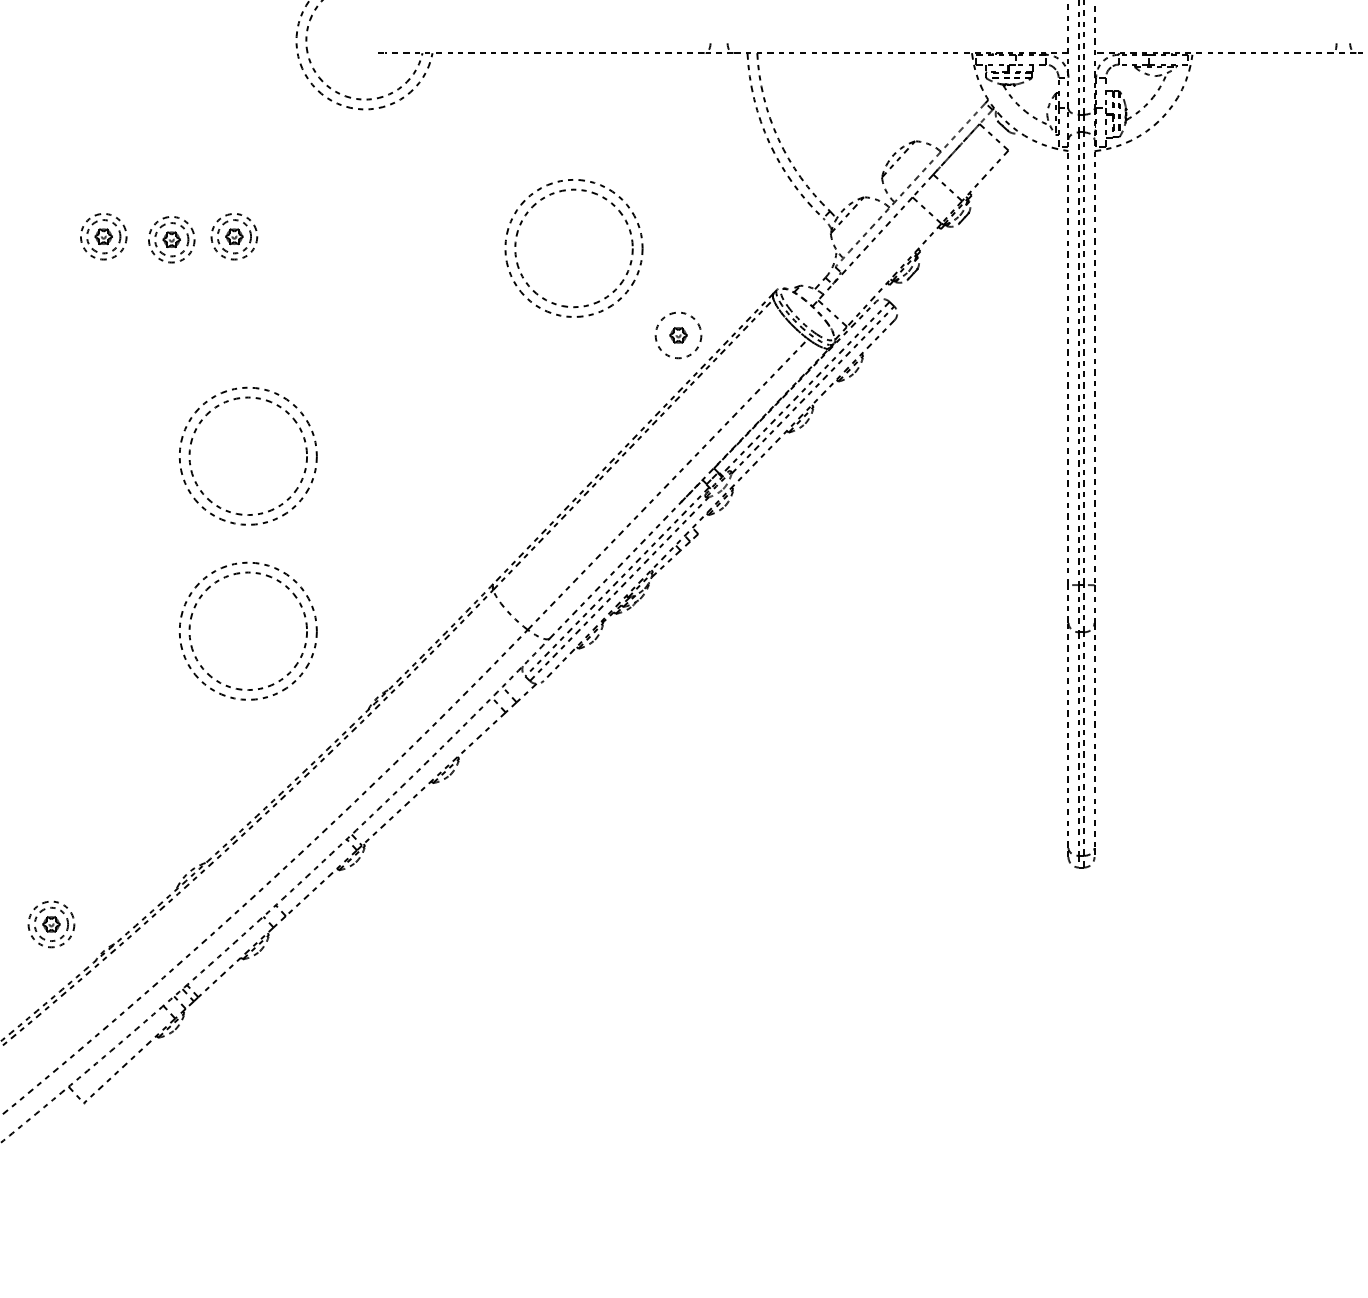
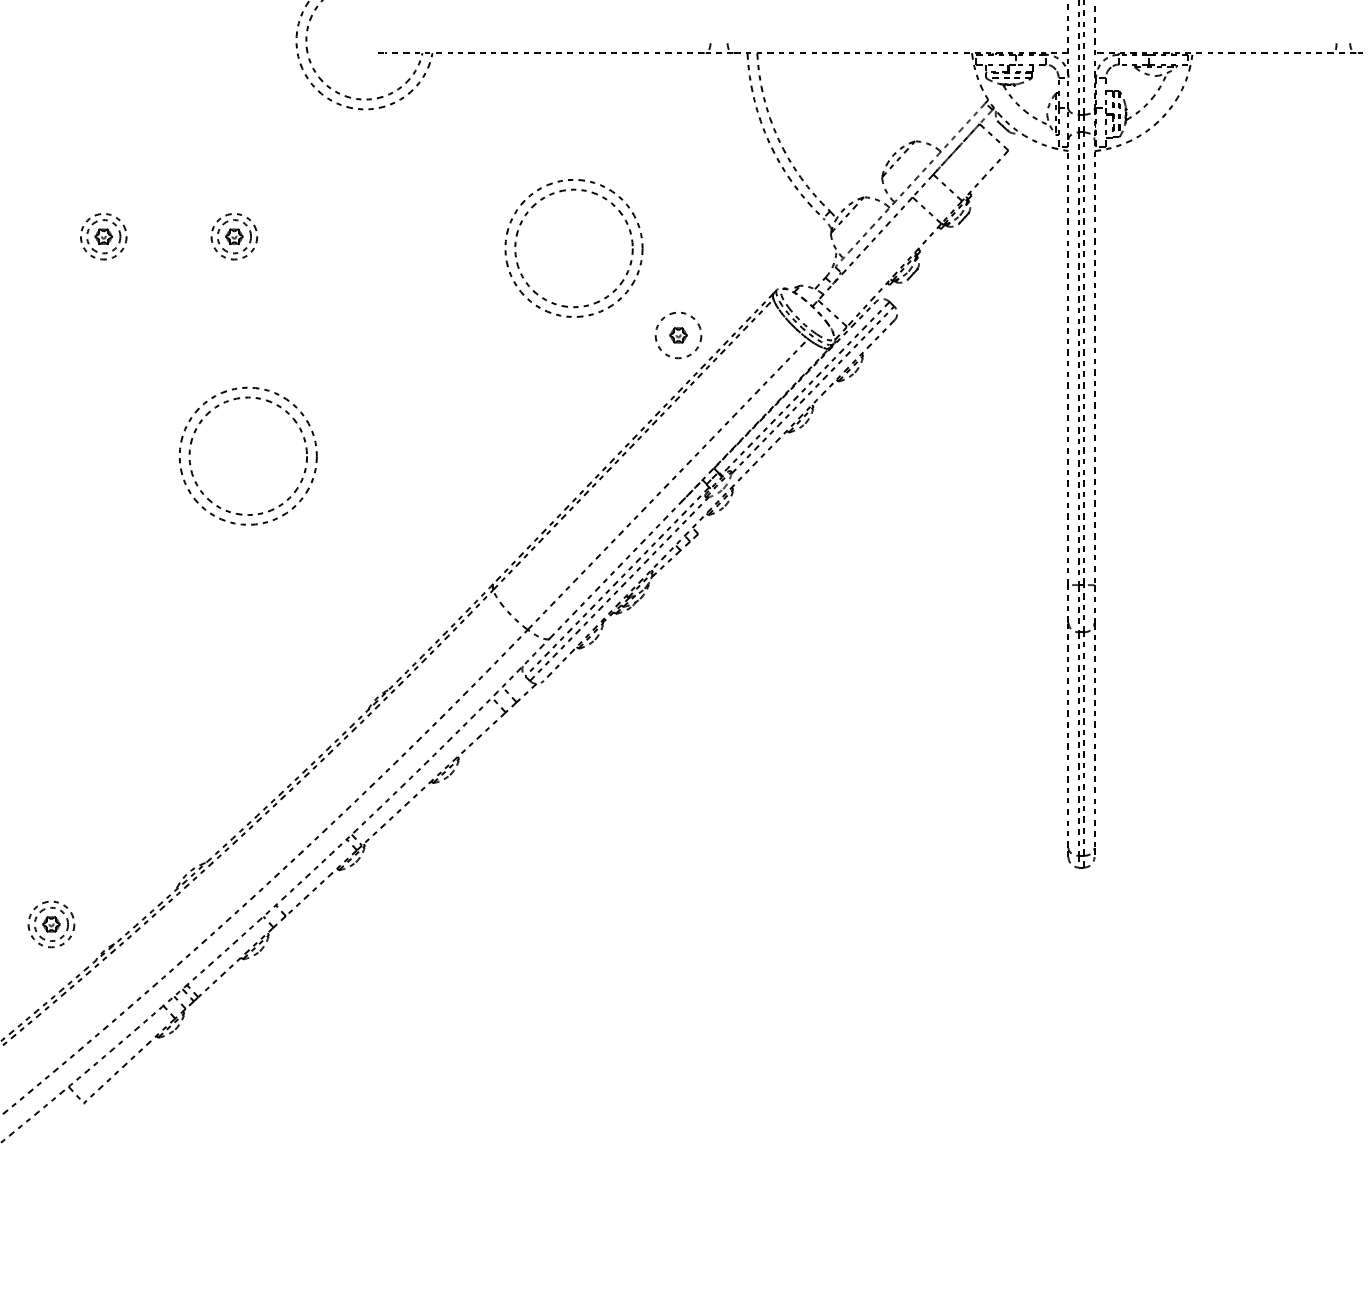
part: present -> none (171, 239)
part: present -> none (268, 577)
